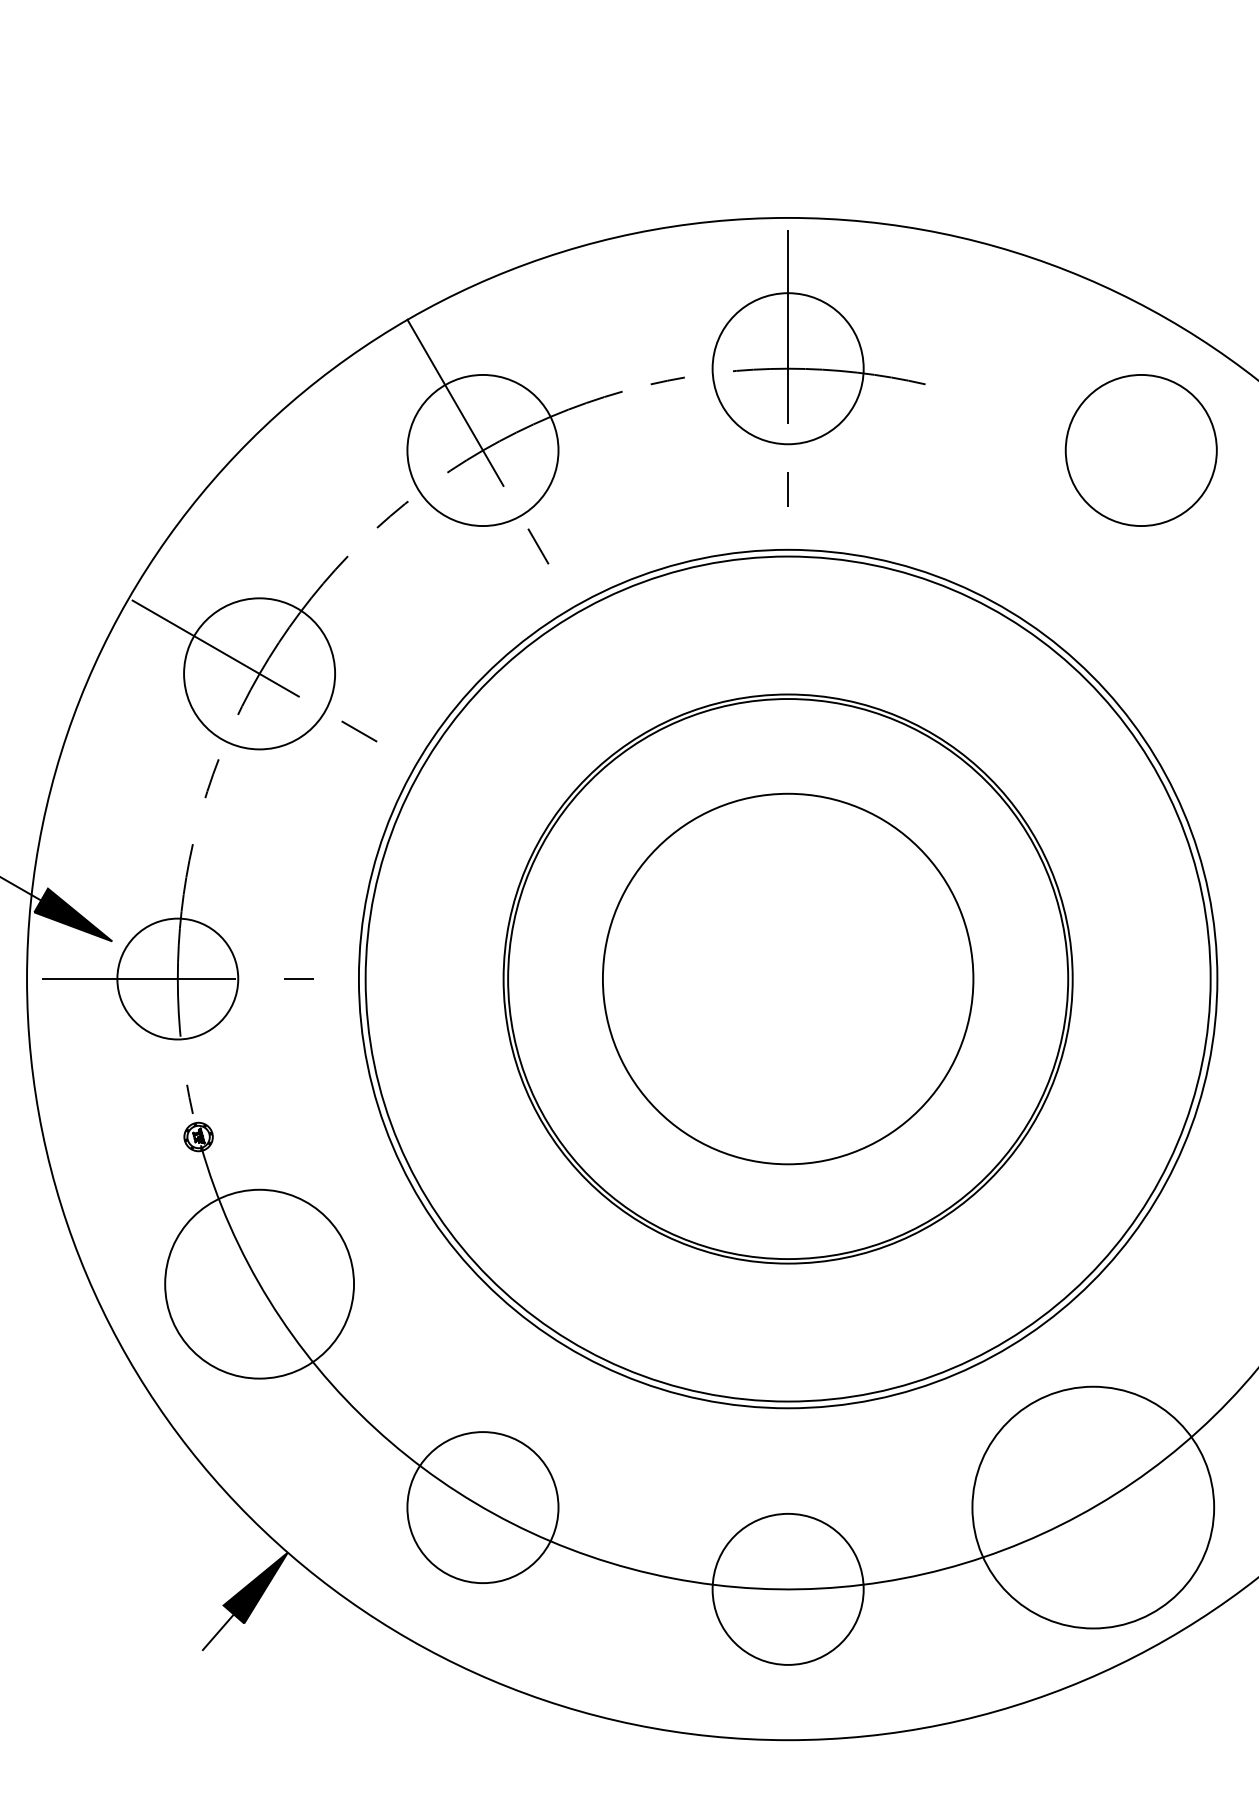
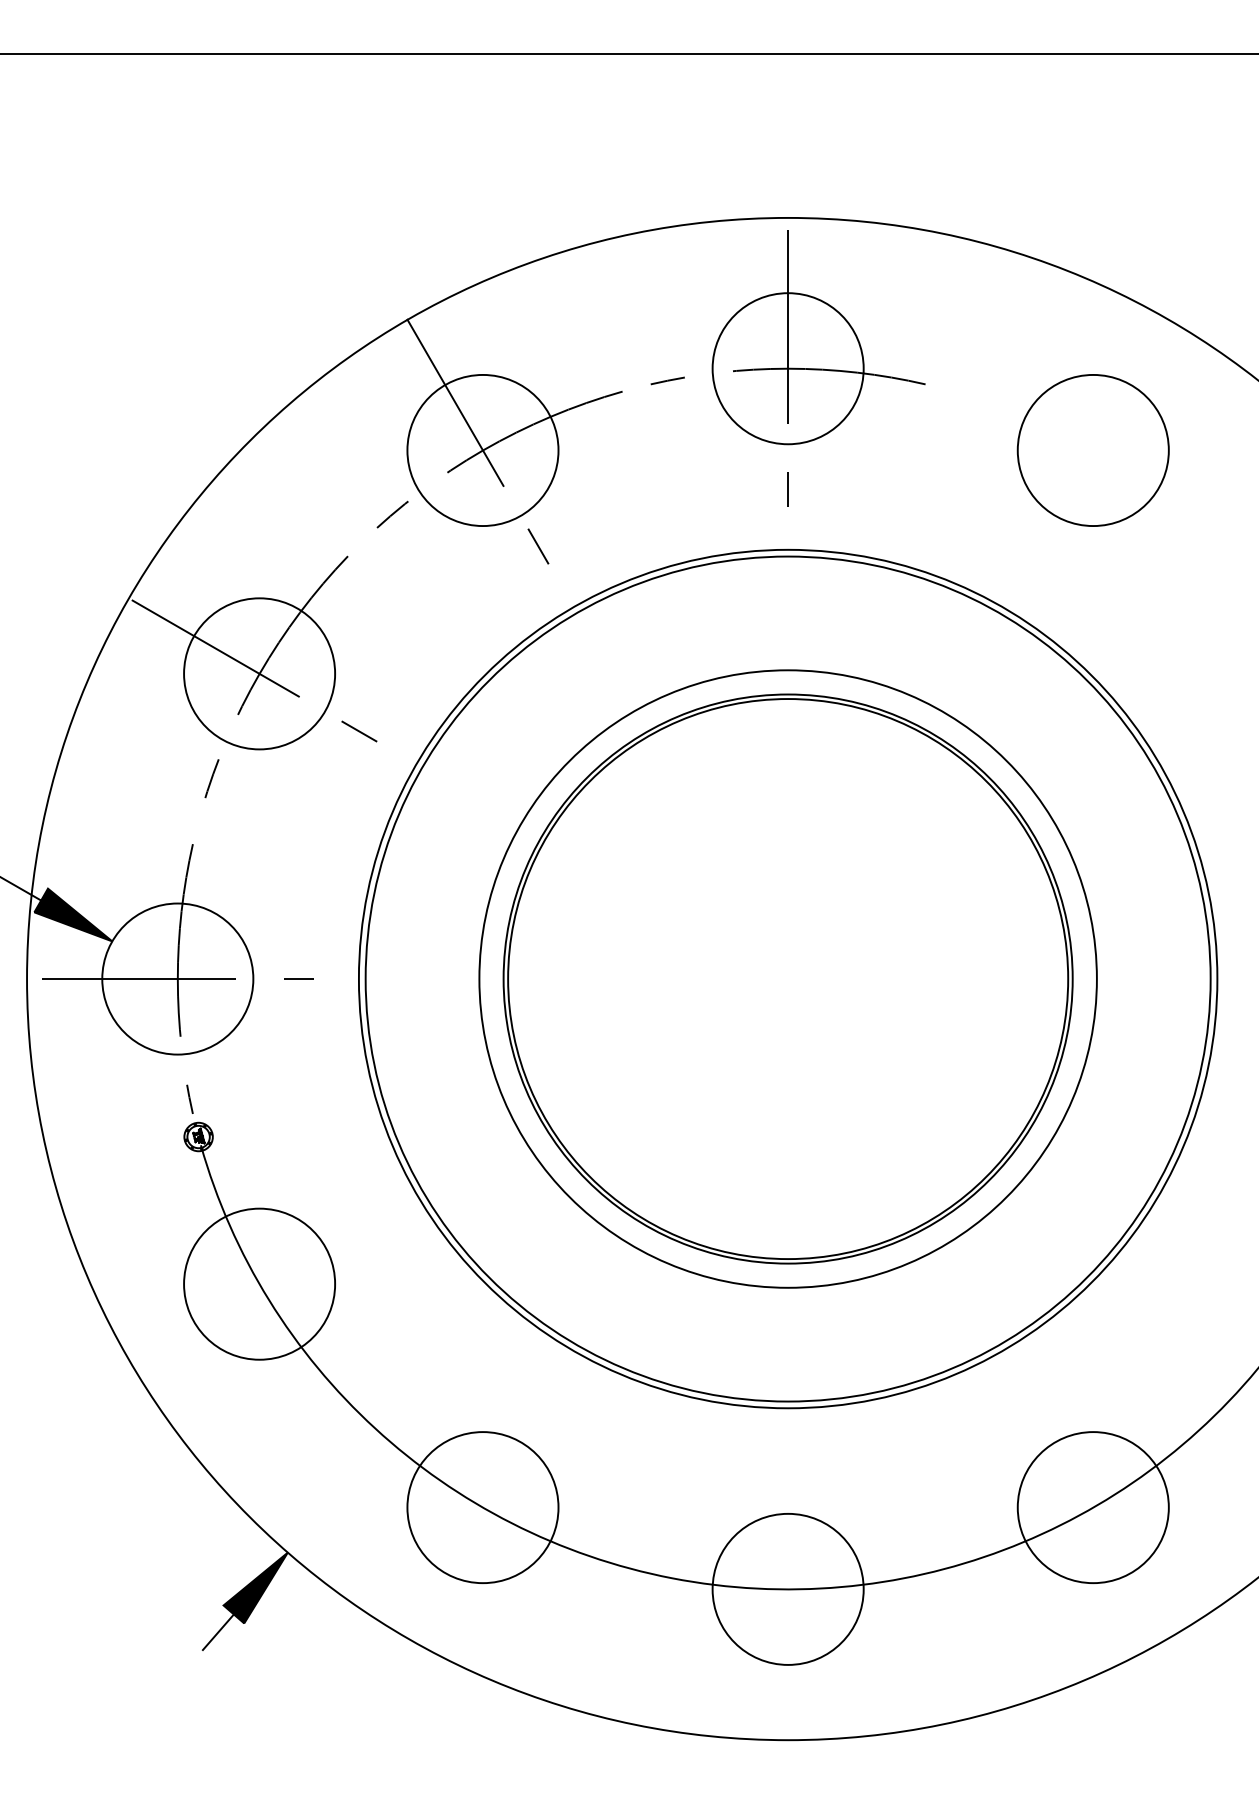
line: none -> present (628, 53)
circle position: (1140, 450) -> (1092, 450) (1092, 450)
circle diameter: 121 px -> 151 px (177, 978)
circle diameter: 371 px -> 618 px (787, 978)
circle diameter: 189 px -> 151 px (259, 1283)
circle diameter: 242 px -> 151 px (1092, 1507)
